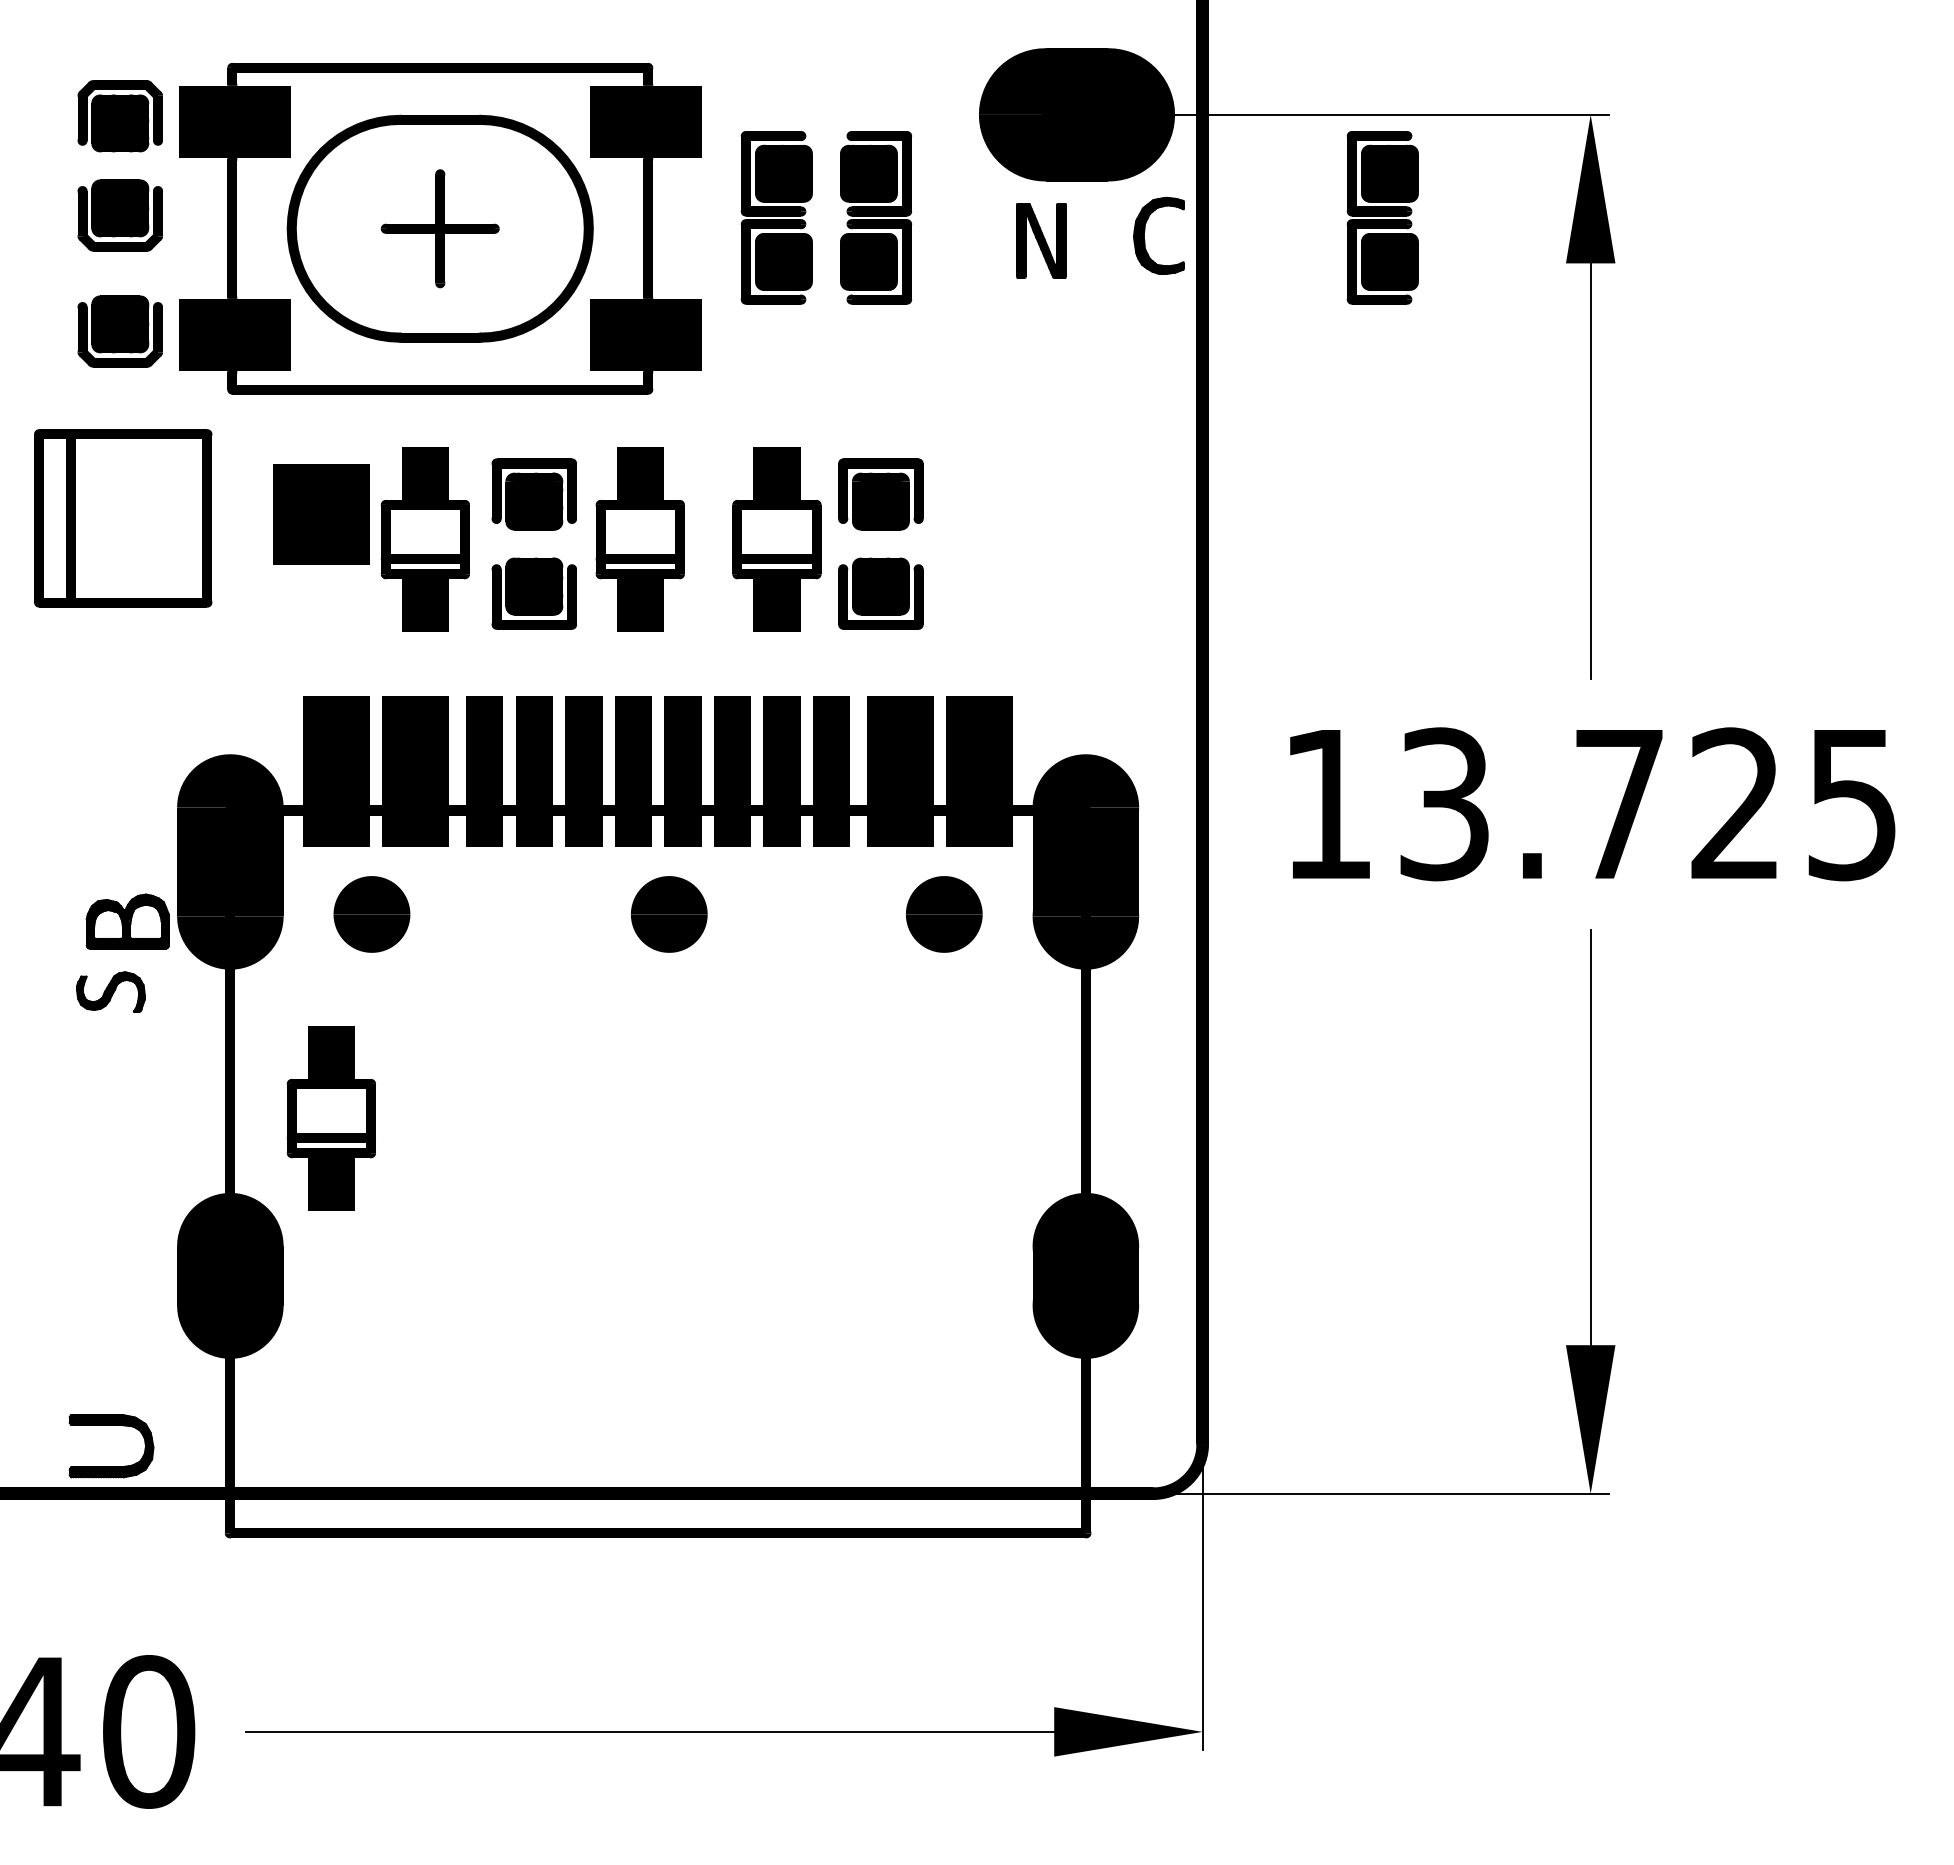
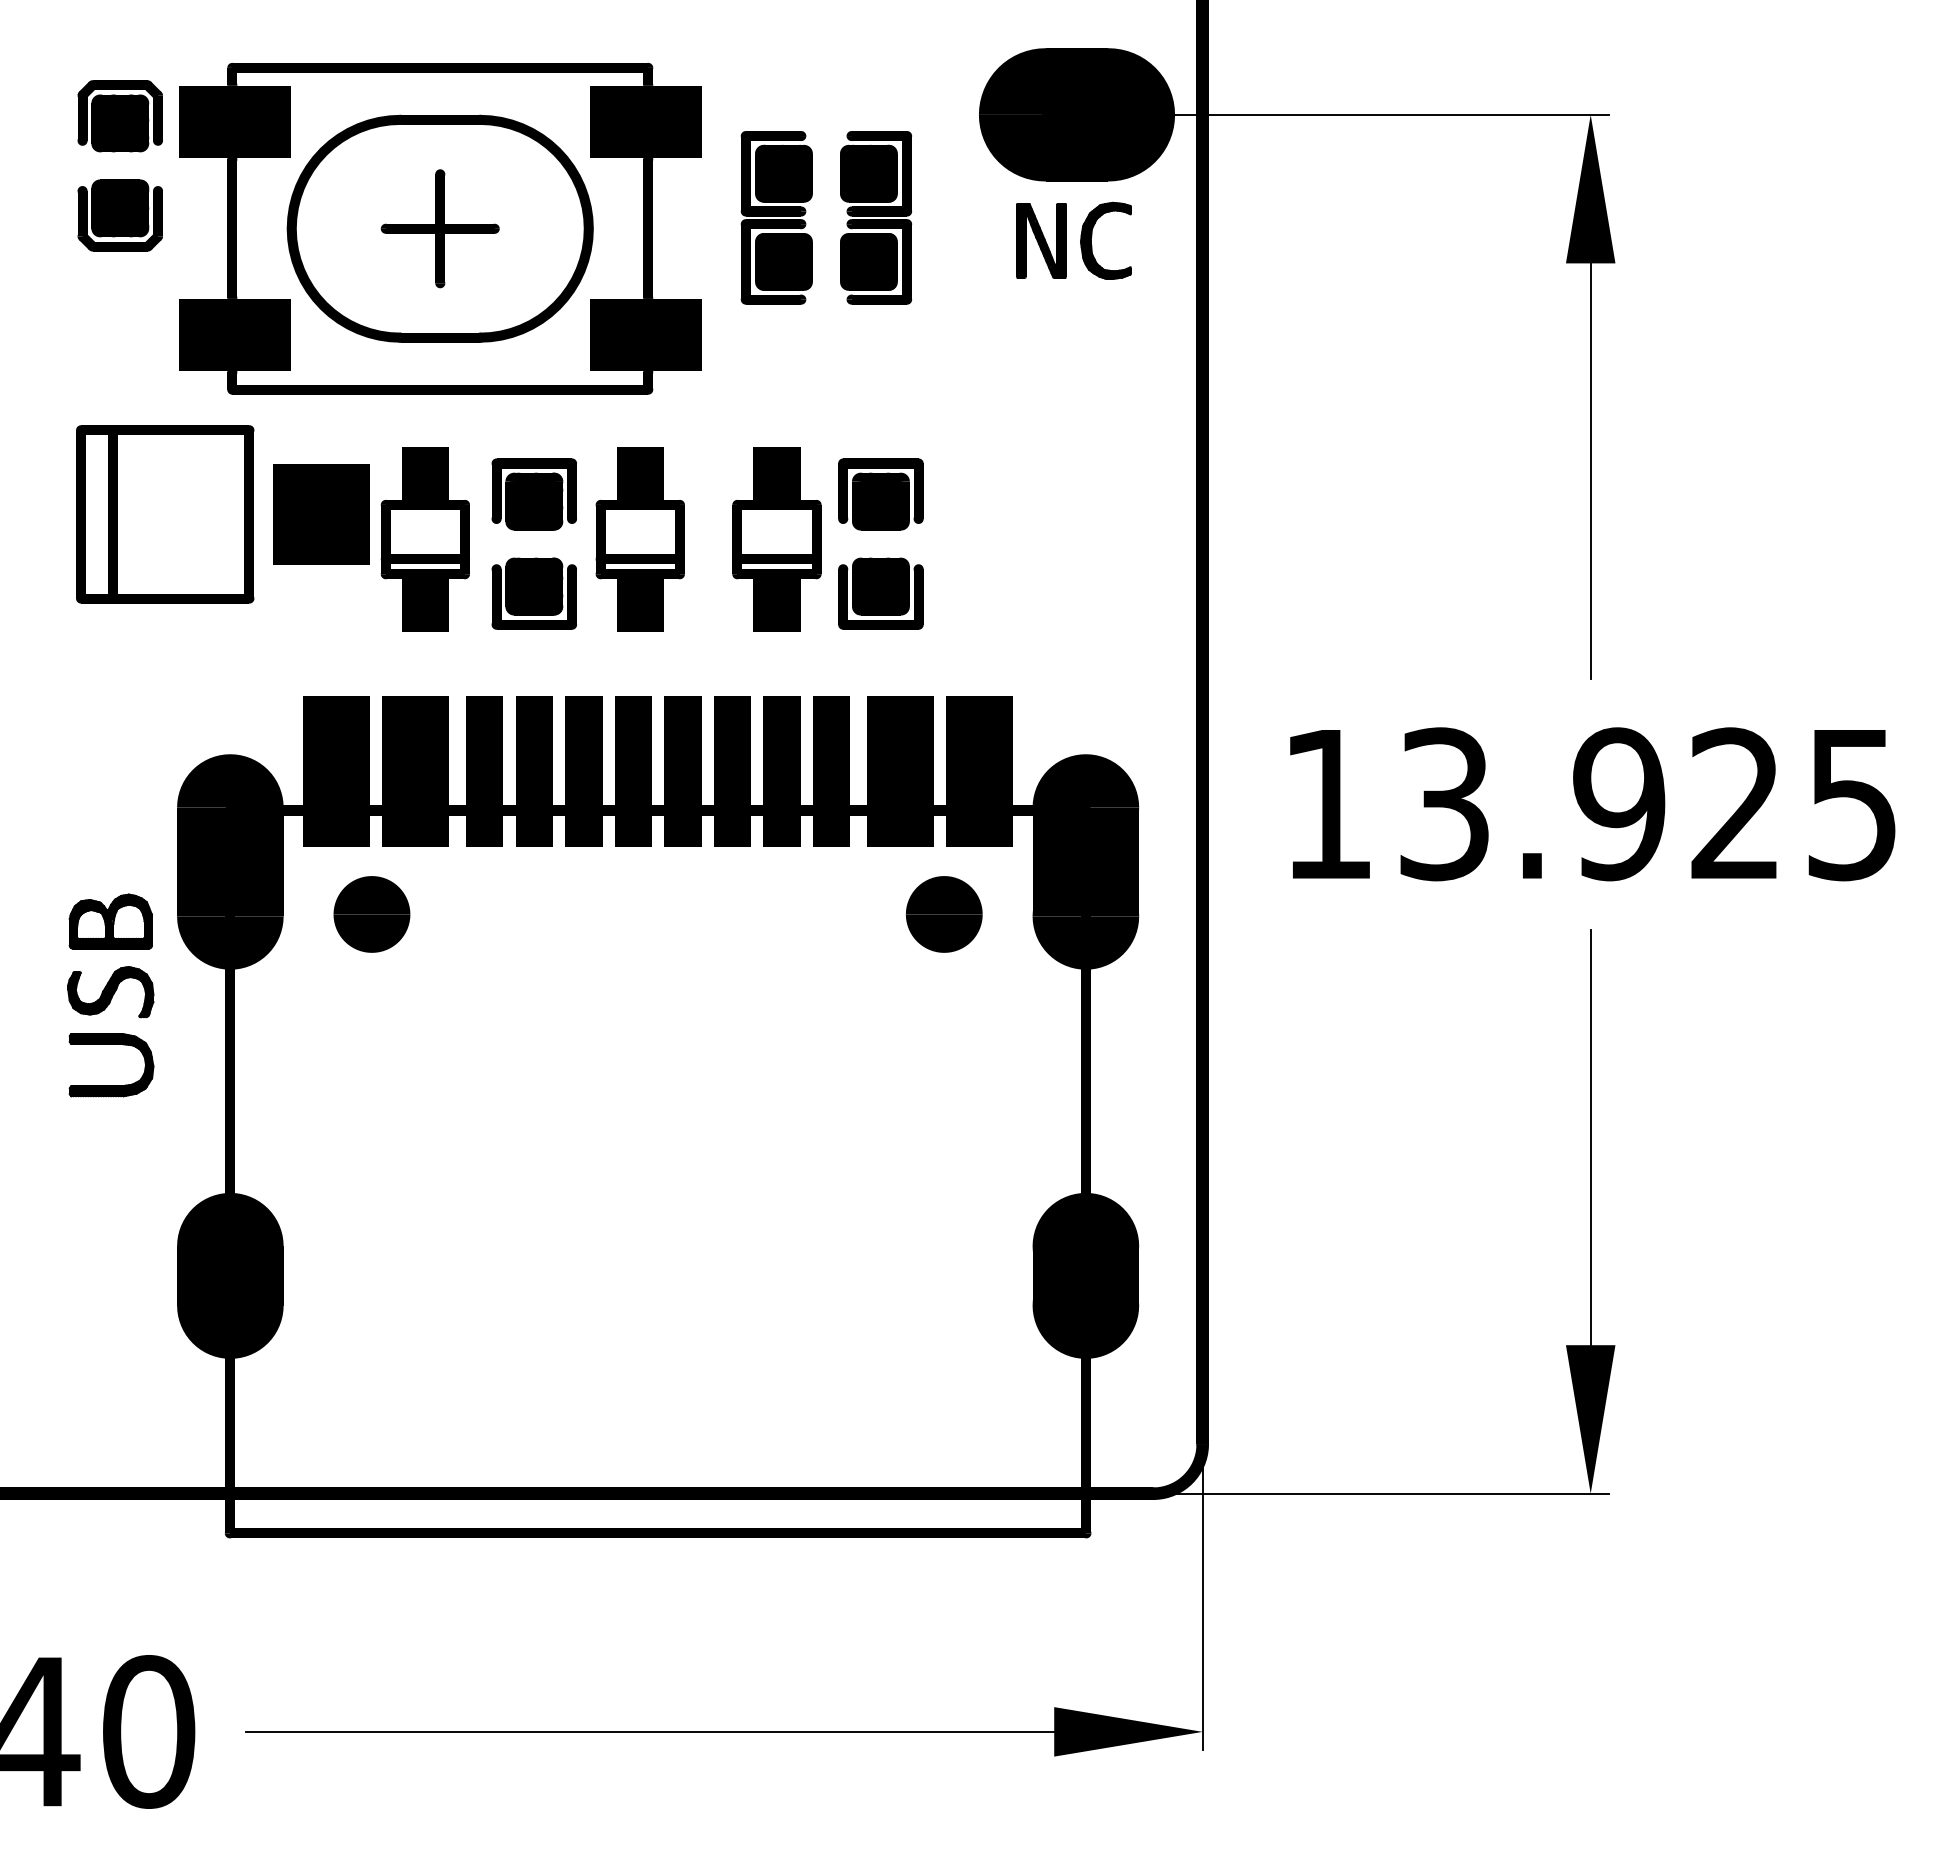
part: present -> none (1382, 217)
part position: (1145, 231) -> (1092, 236) (1092, 236)
part: present -> none (119, 331)
part position: (123, 518) -> (165, 514) (165, 514)
text: 13.725 -> 13.925 (1619, 804)
part: present -> none (668, 914)
part position: (127, 921) -> (110, 921) (110, 921)
part size: 70x42 px -> 88x53 px (110, 992)
part: present -> none (330, 1118)
part position: (111, 1466) -> (111, 1085) (111, 1085)
